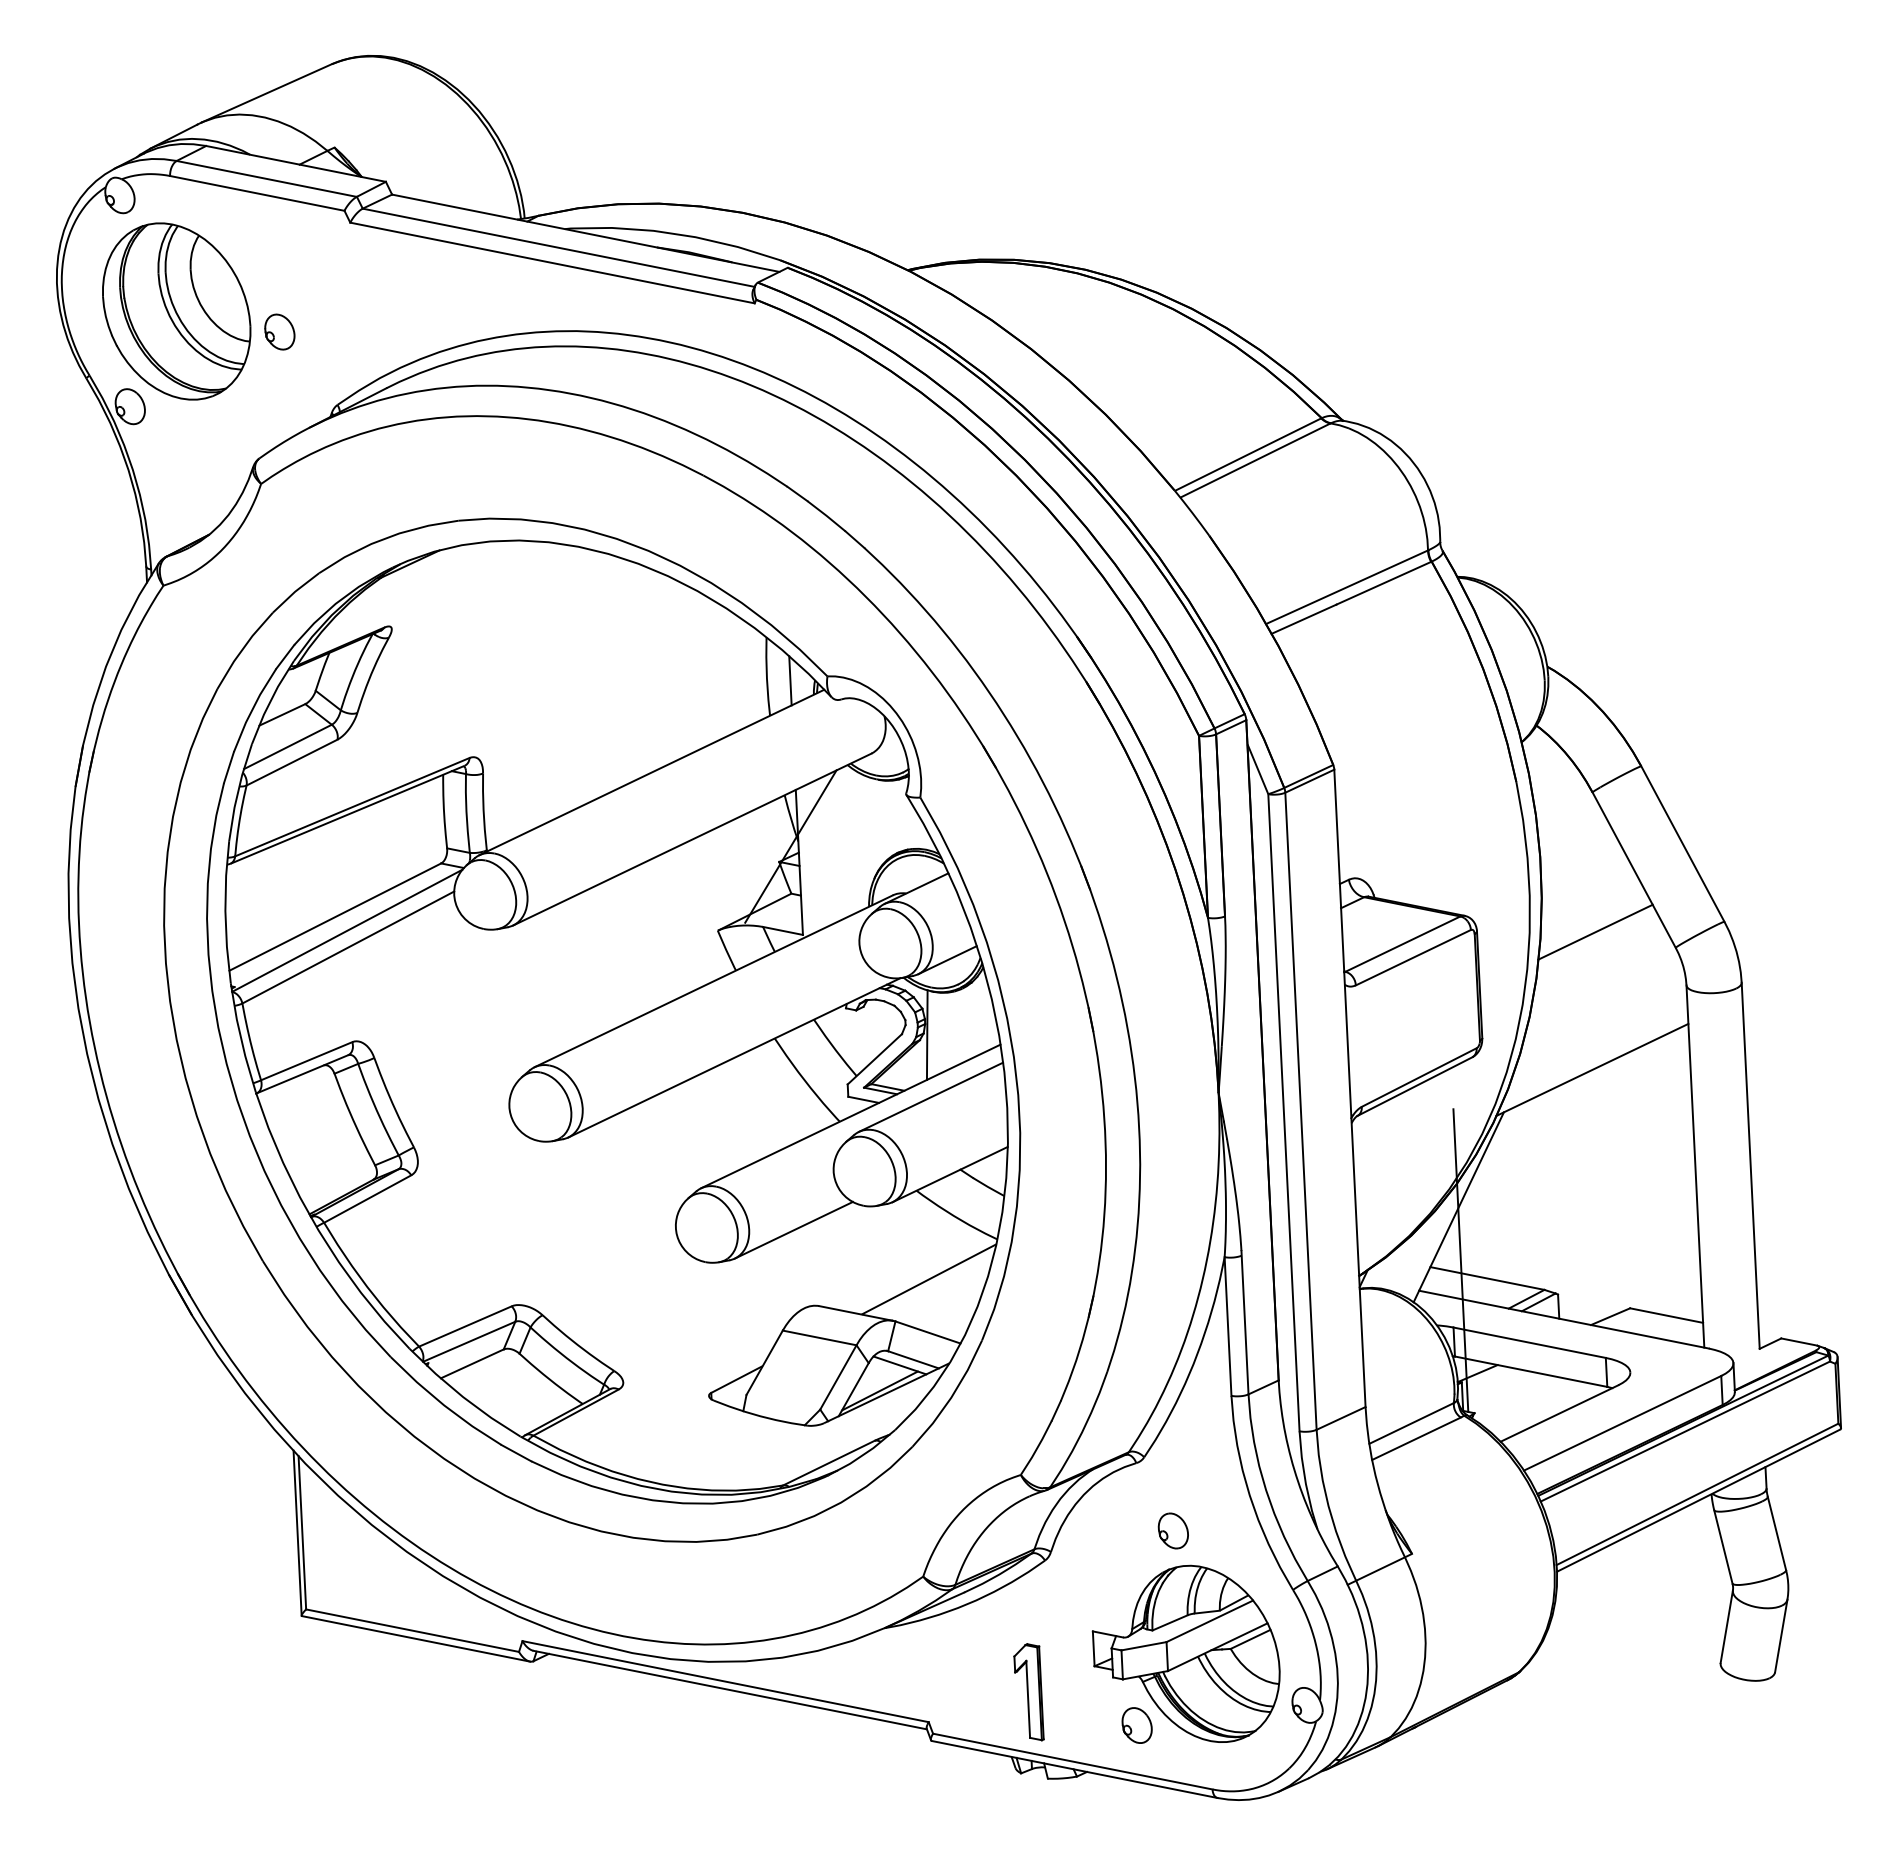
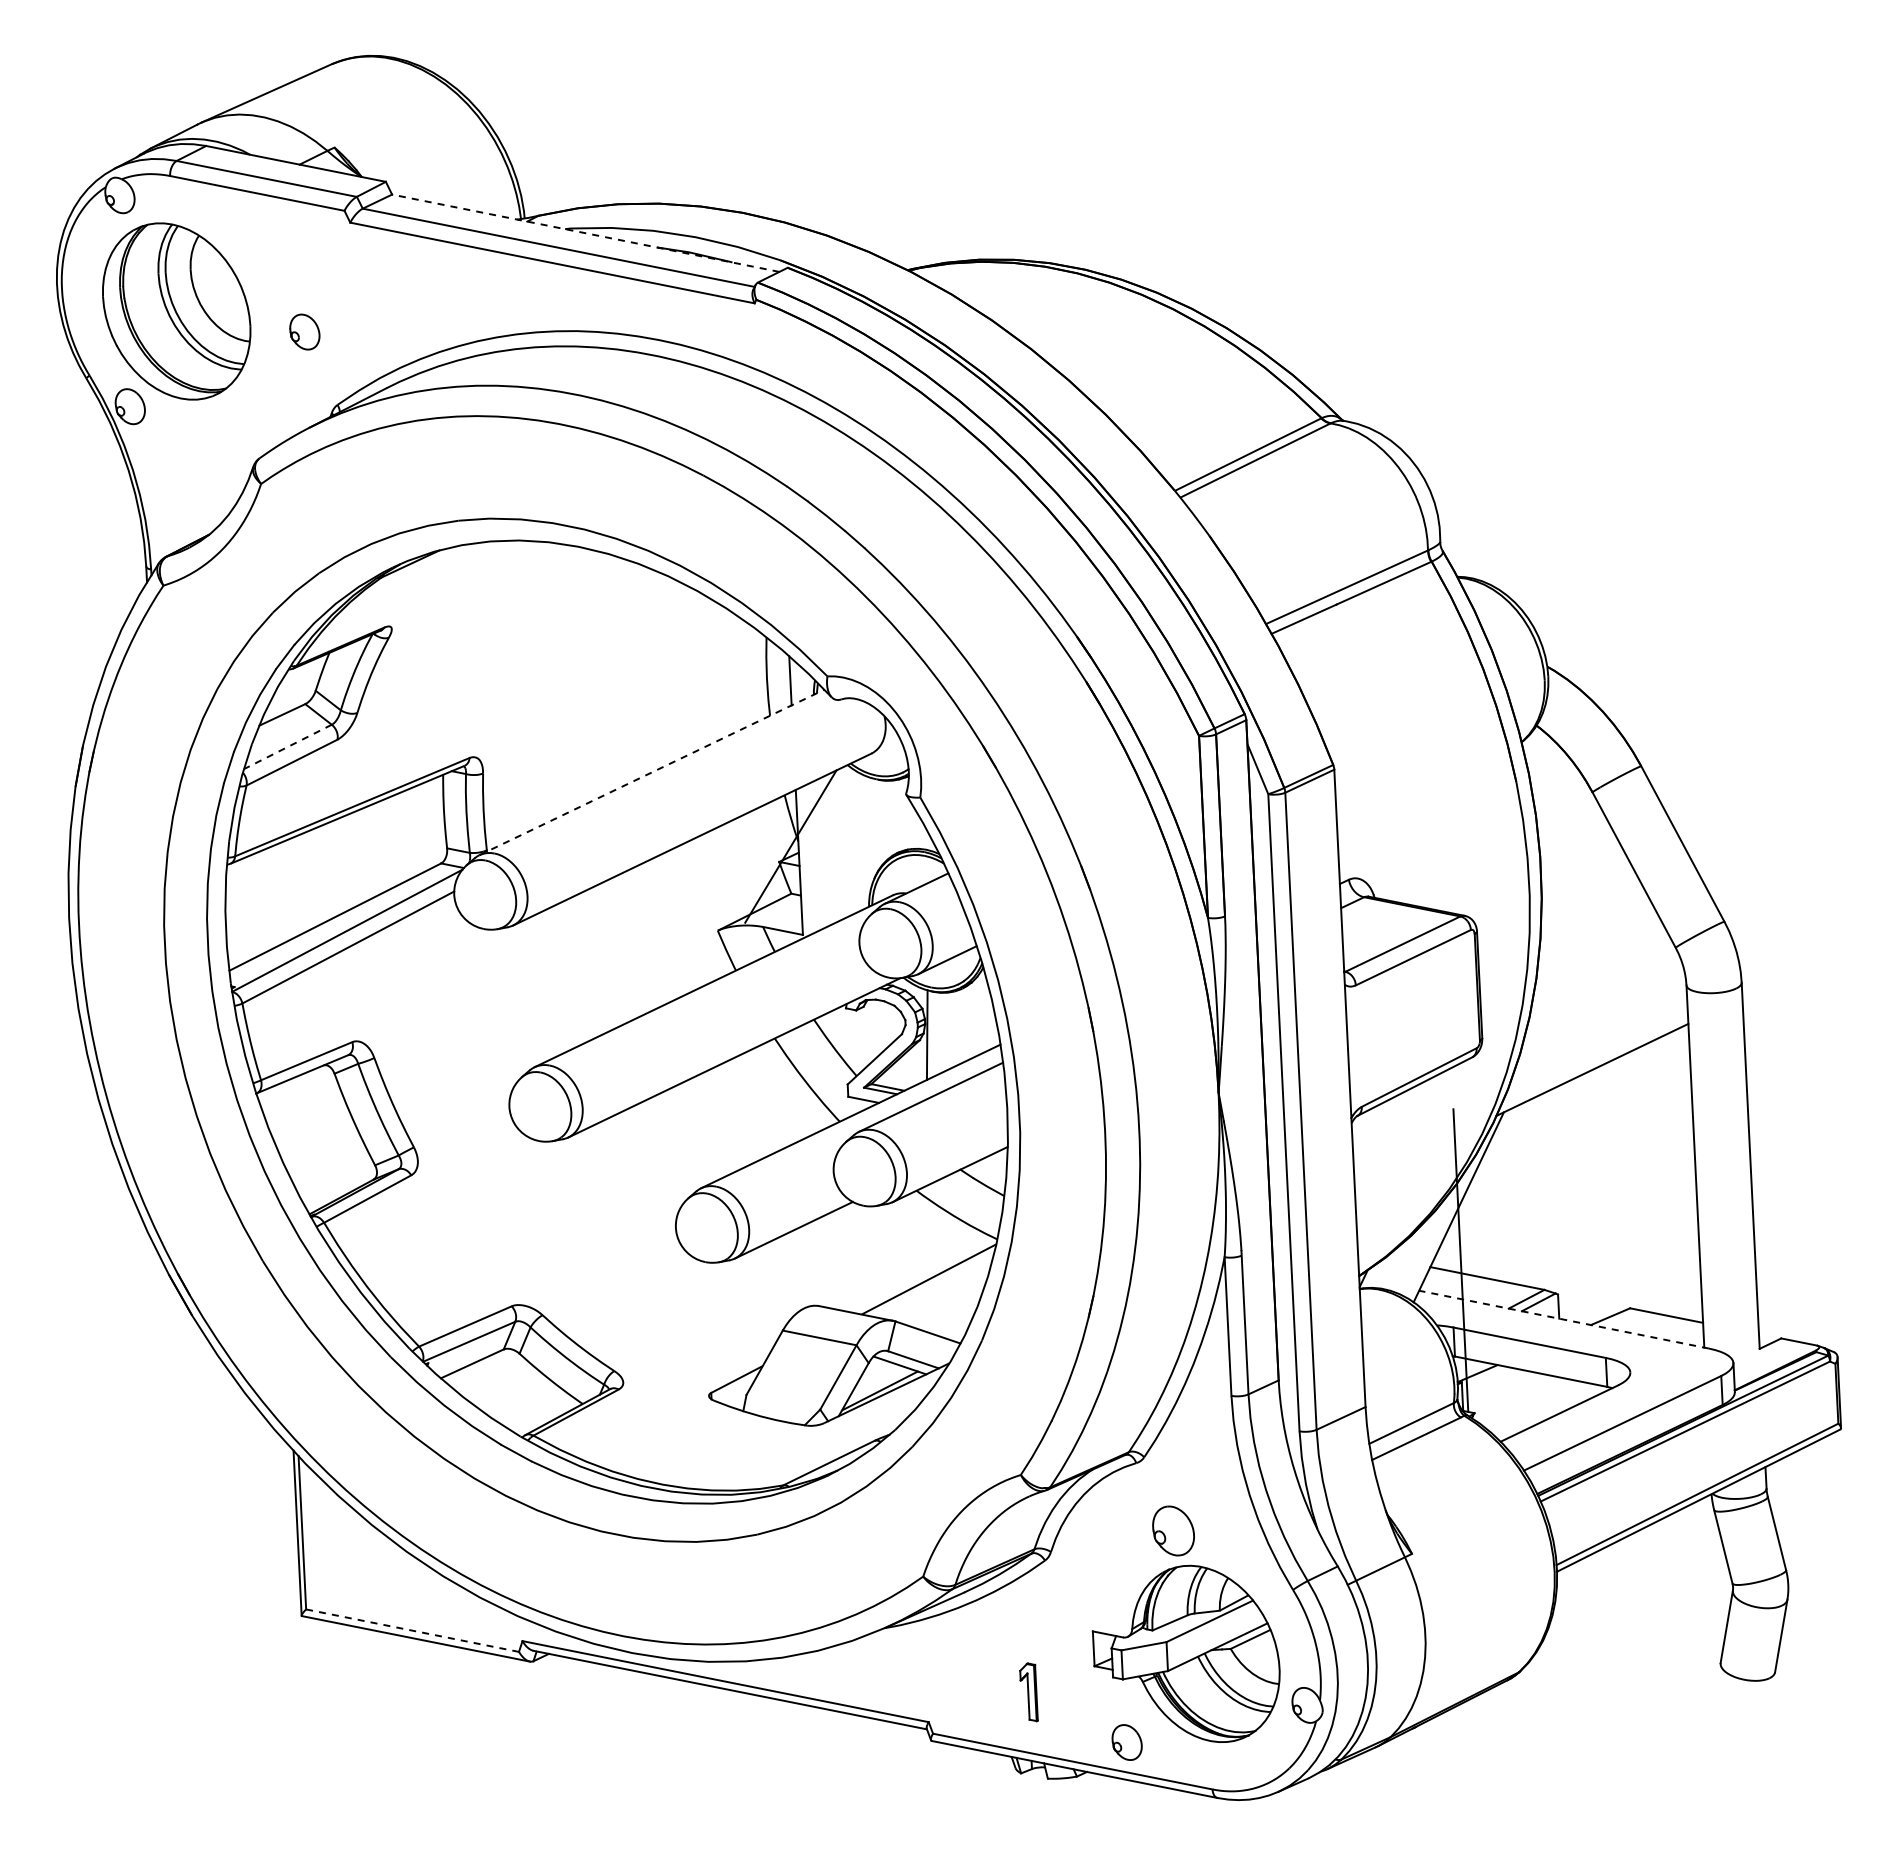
line: solid -> dashed (585, 233)
part position: (279, 331) -> (304, 331) (304, 331)
line: solid -> dashed (287, 747)
line: solid -> dashed (652, 772)
line: present -> none (1595, 931)
line: solid -> dashed (1564, 1319)
part size: 32x38 px -> 43x52 px (1173, 1530)
line: solid -> dashed (412, 1630)
part size: 32x99 px -> 20x61 px (1028, 1692)
part position: (1136, 1725) -> (1126, 1742) (1126, 1742)
